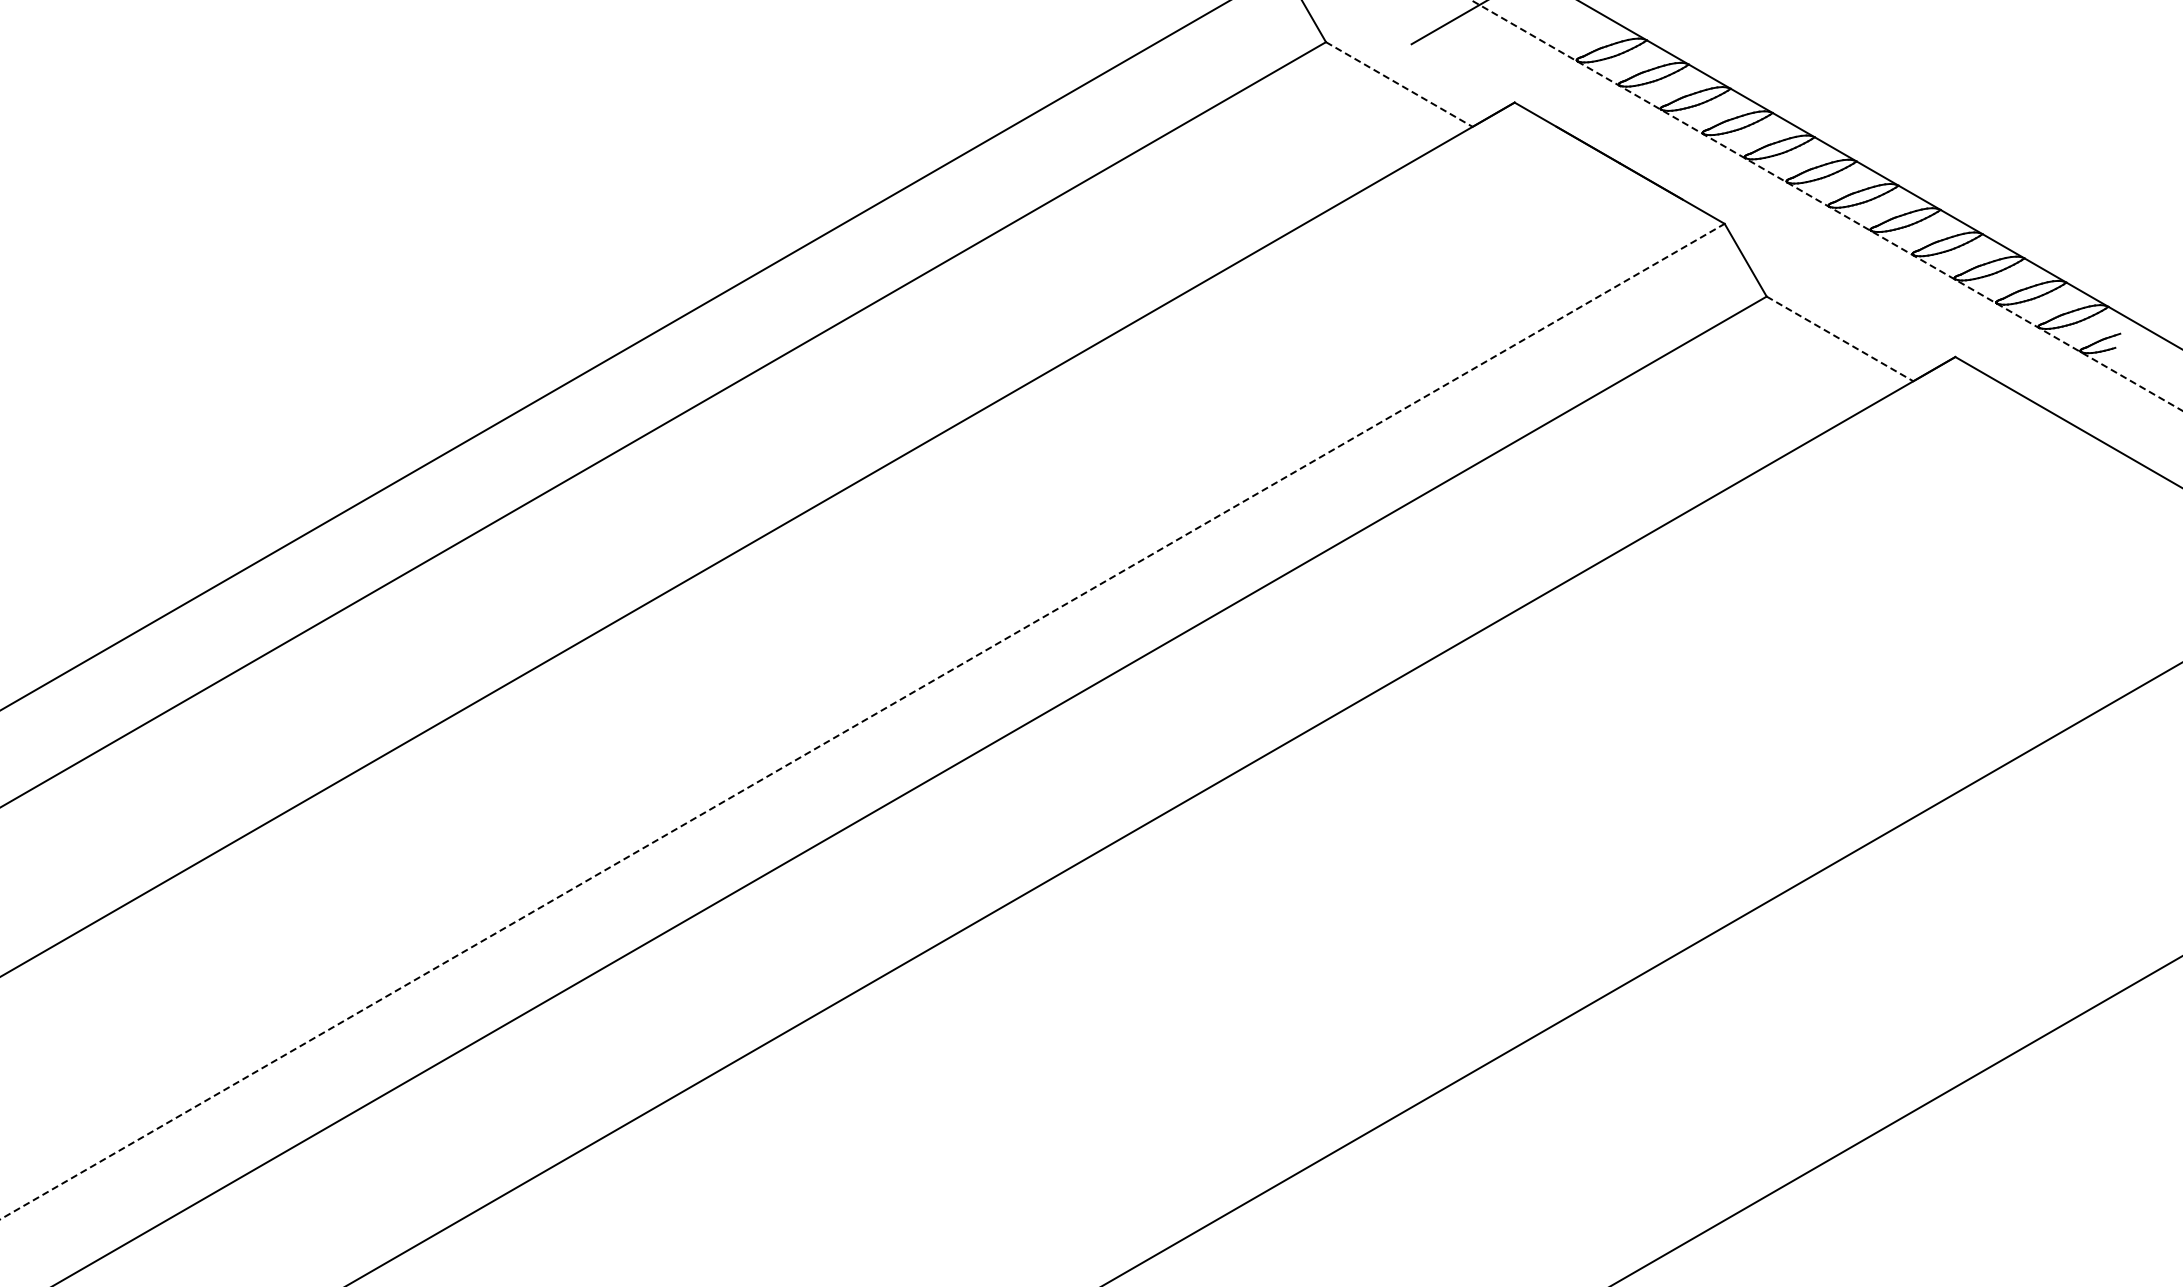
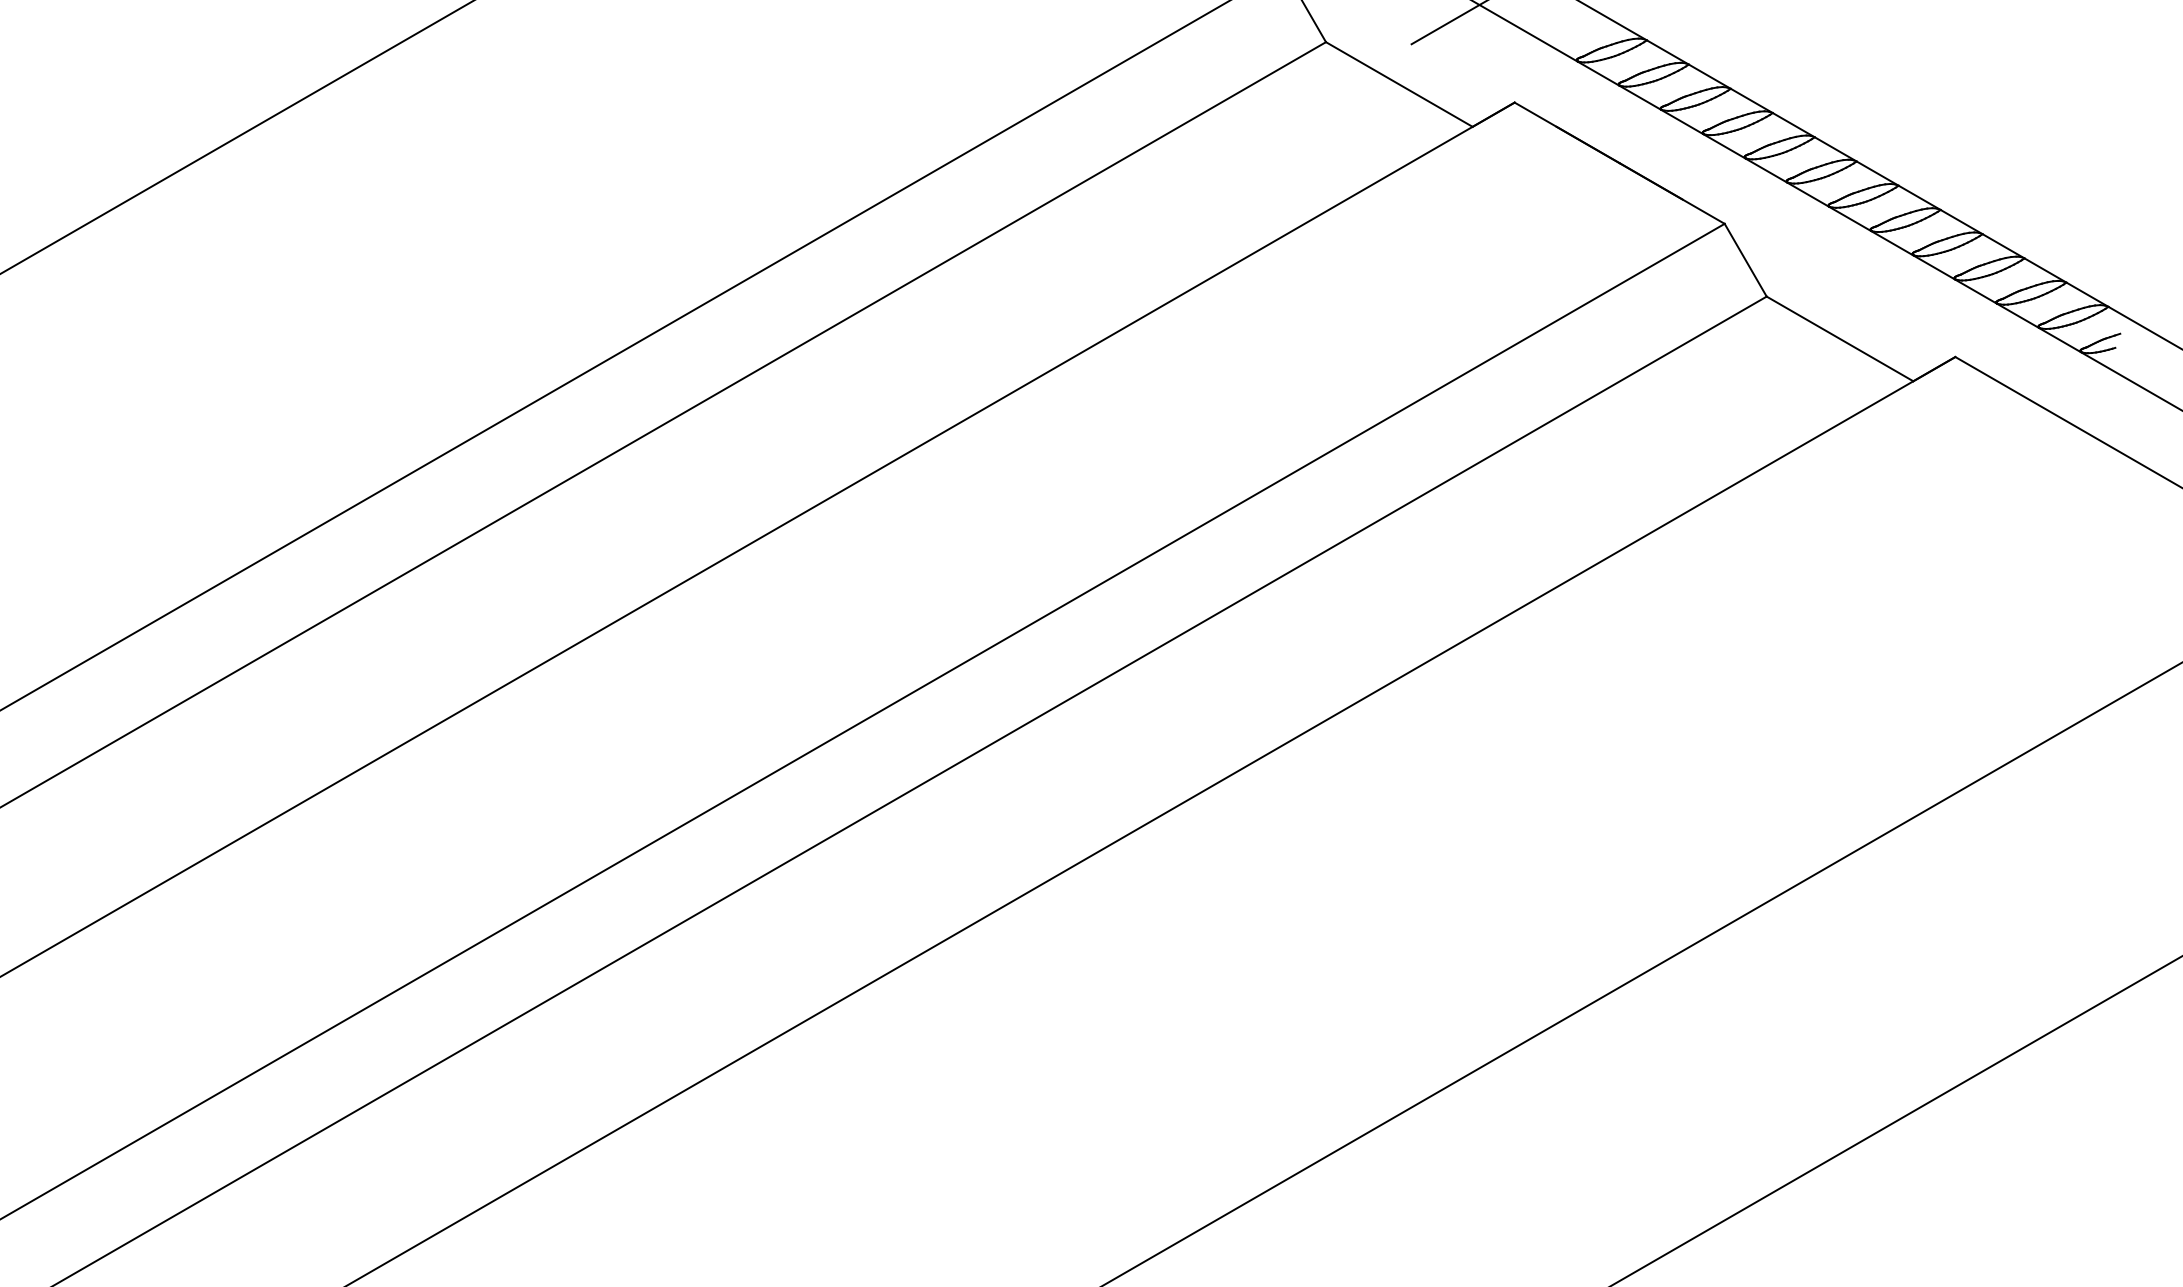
line: dashed -> solid (1399, 84)
line: none -> present (236, 137)
line: dashed -> solid (1826, 205)
line: dashed -> solid (1840, 338)
line: dashed -> solid (863, 721)
